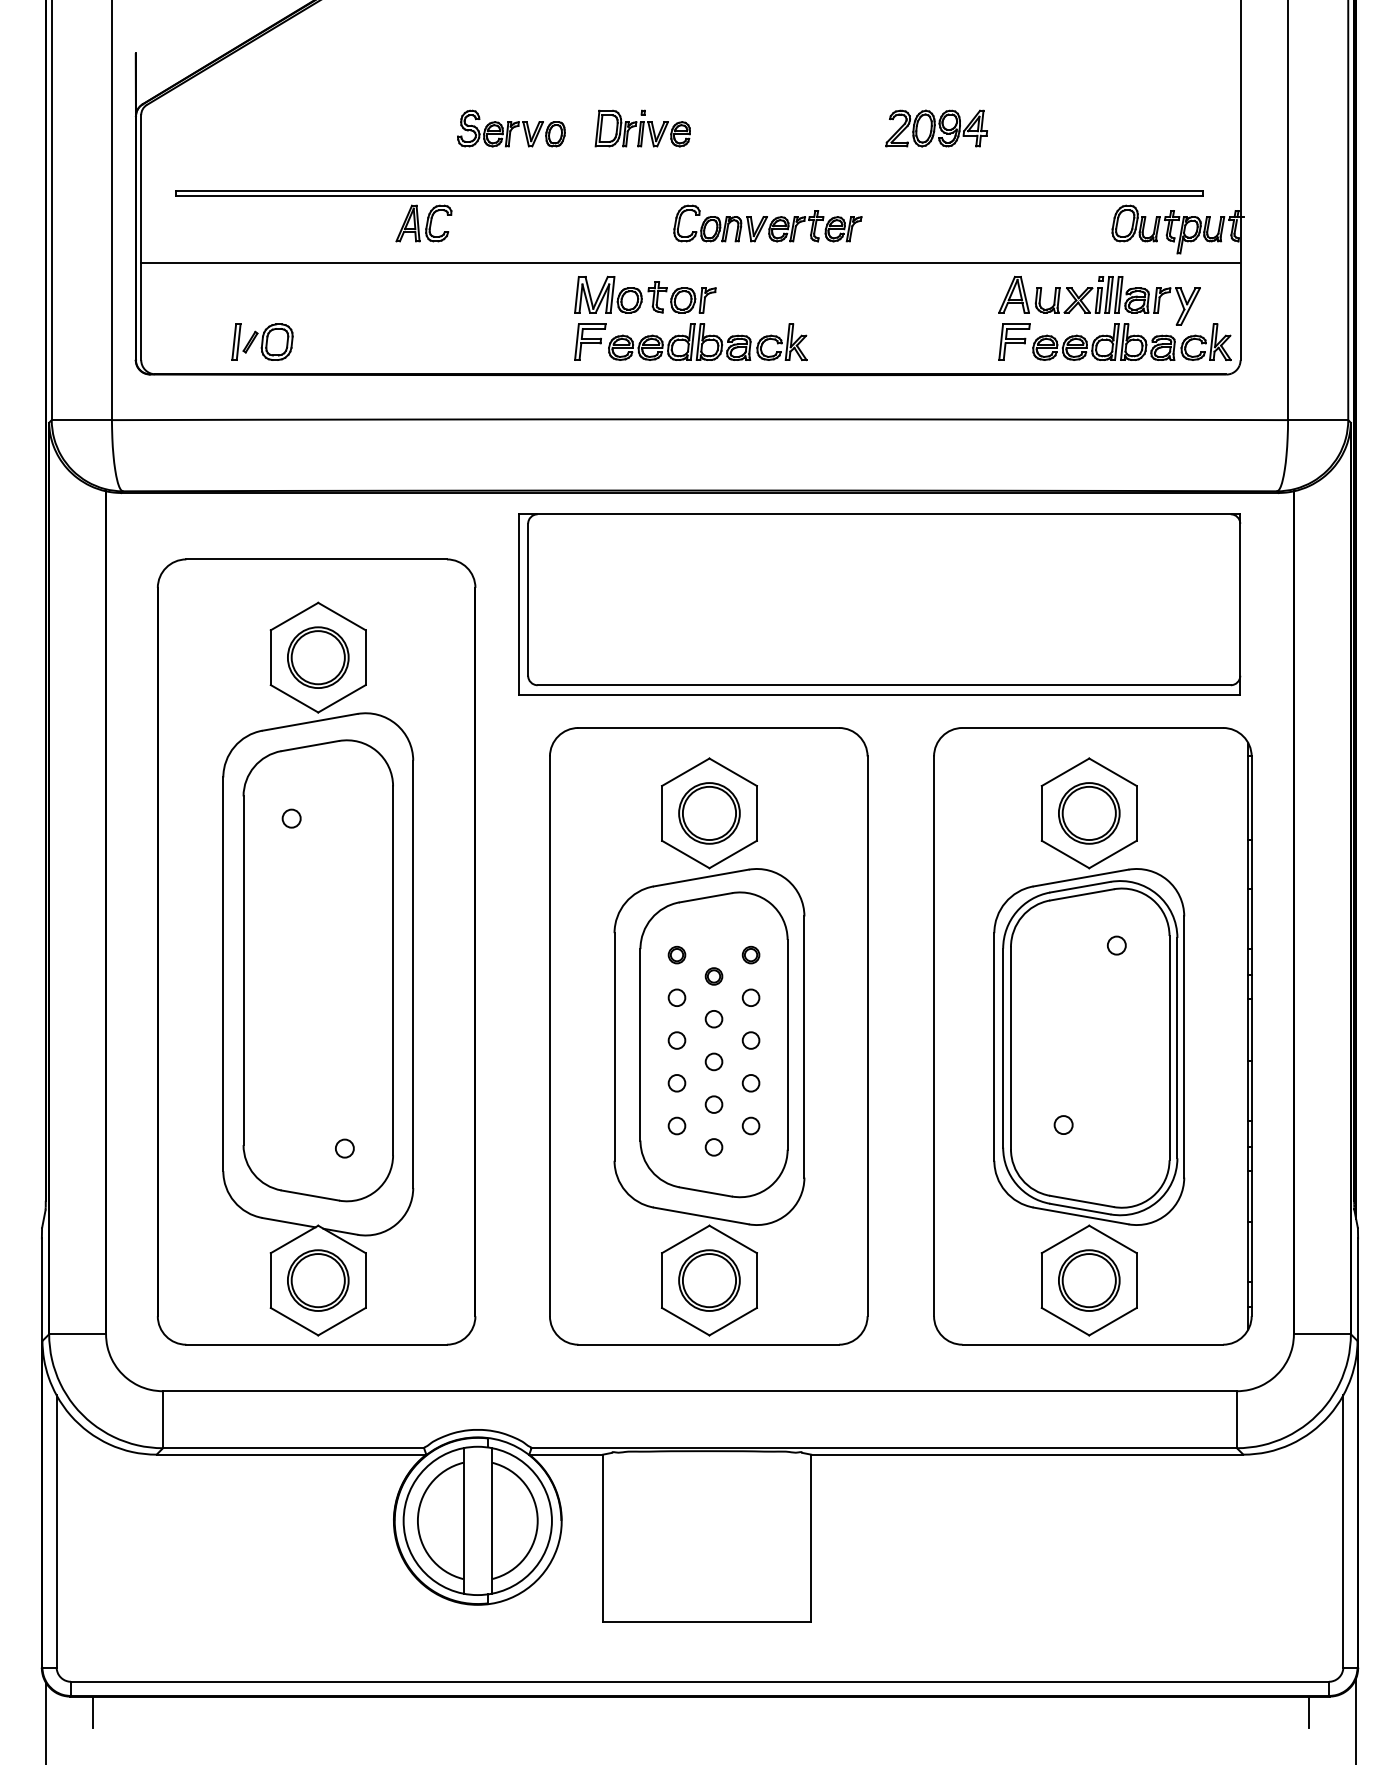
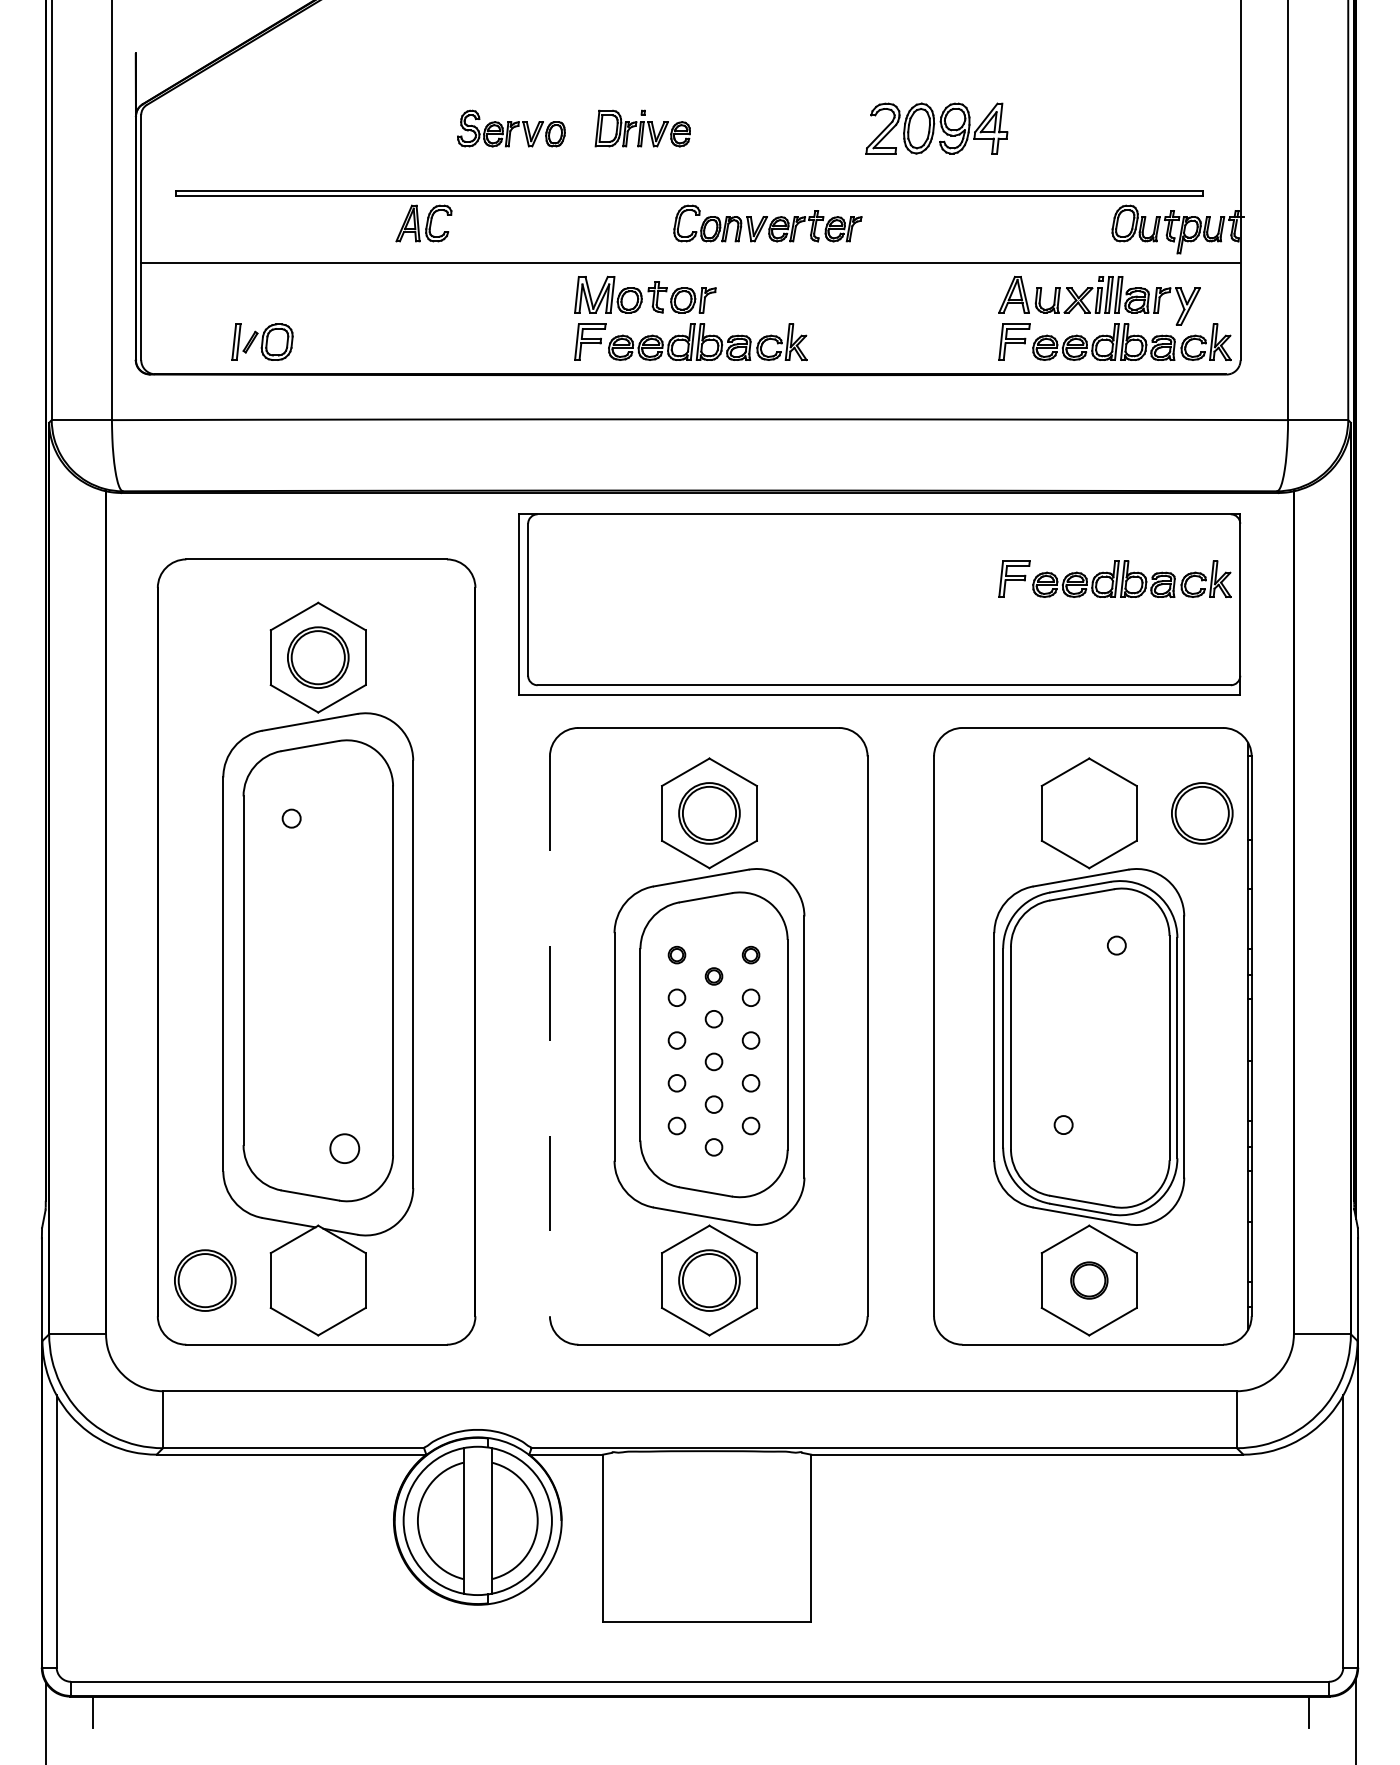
part size: 103x39 px -> 144x53 px (936, 128)
part: none -> present (1114, 579)
part position: (1089, 813) -> (1202, 813) (1202, 813)
line: solid -> dashed (549, 1036)
circle size: 20x21 px -> 32x31 px (344, 1148)
part position: (318, 1280) -> (205, 1280) (205, 1280)
part size: 63x63 px -> 39x39 px (1089, 1280)
